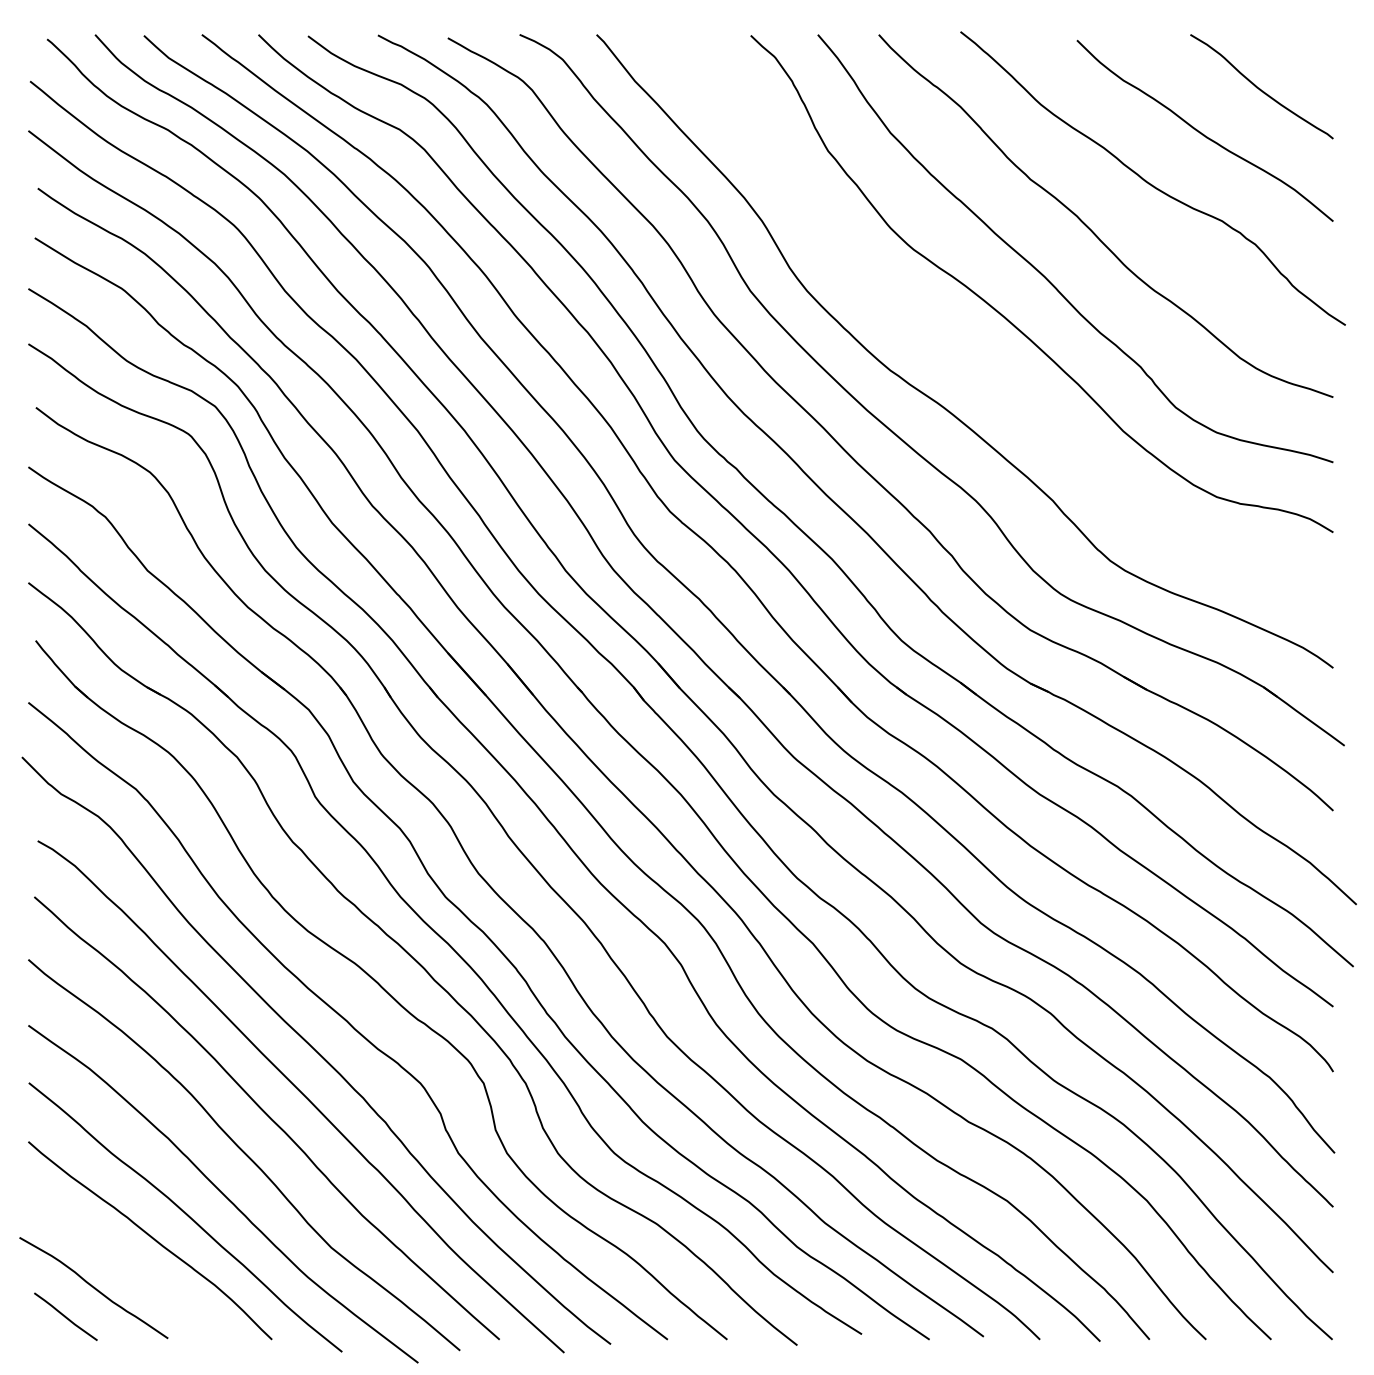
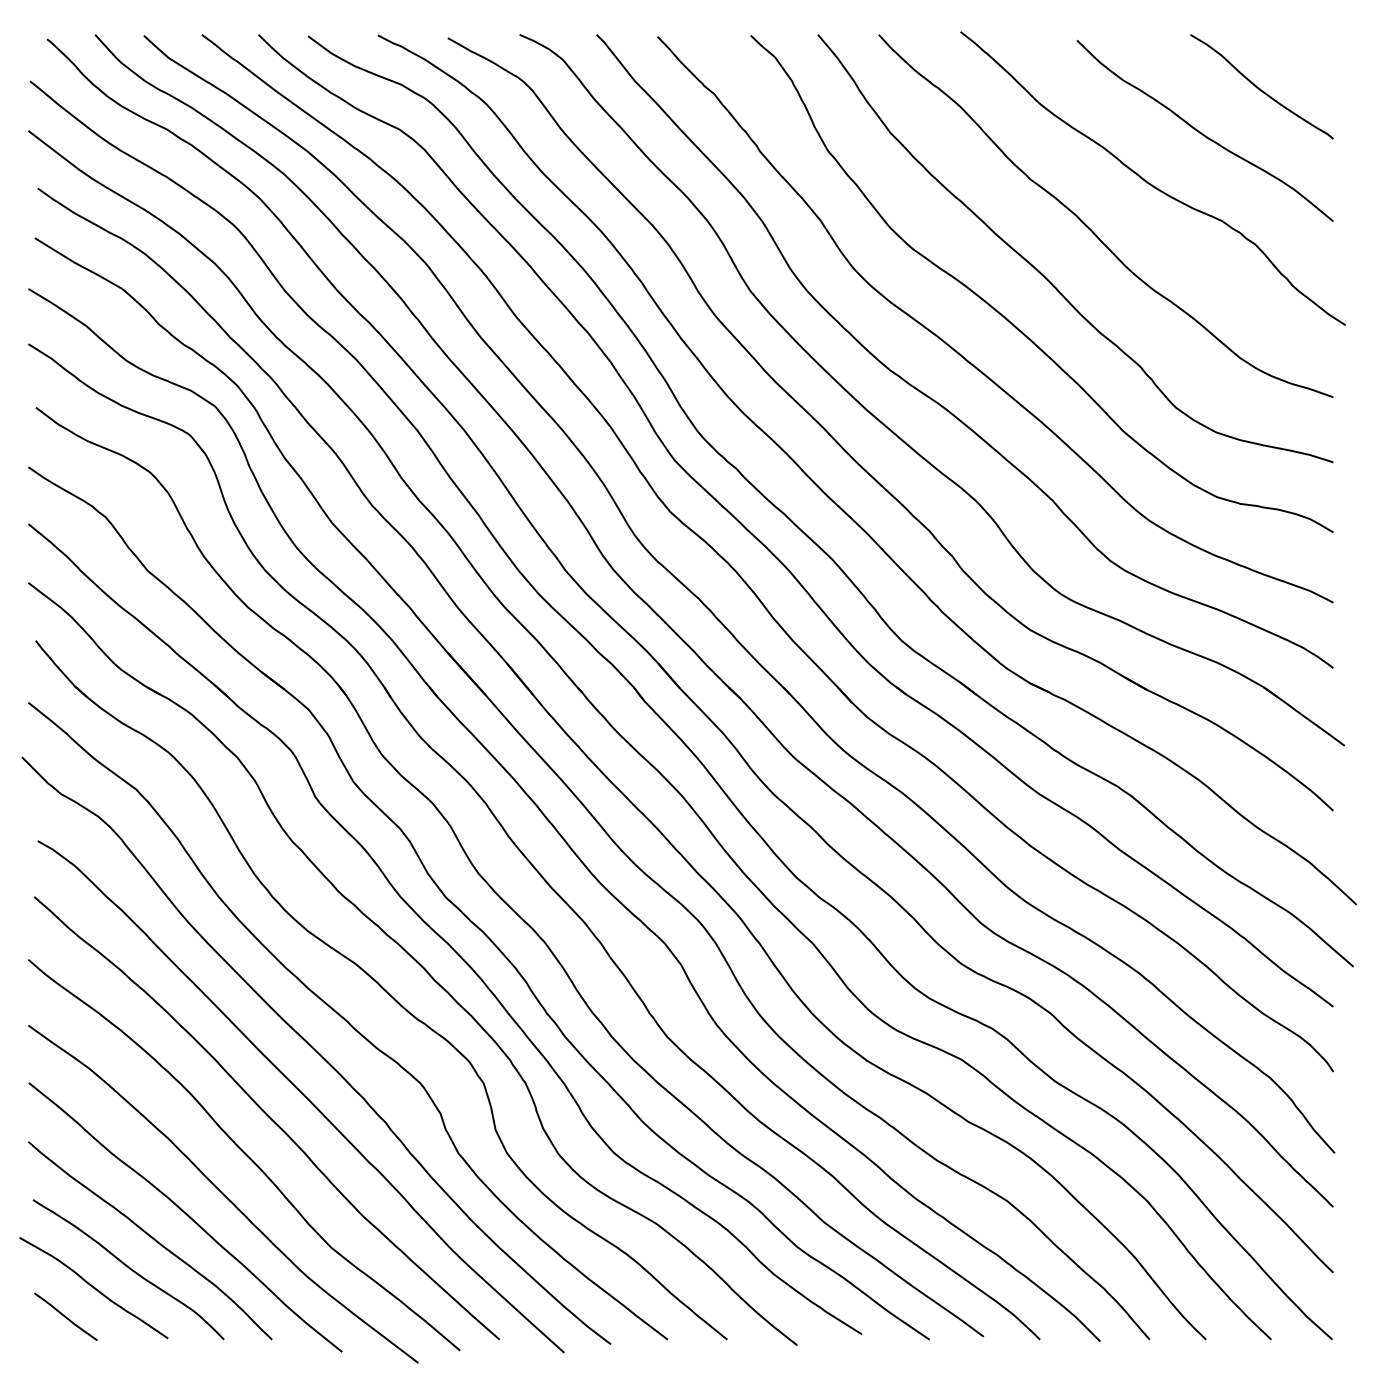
curve: none -> present (966, 358)
curve: none -> present (128, 1268)
